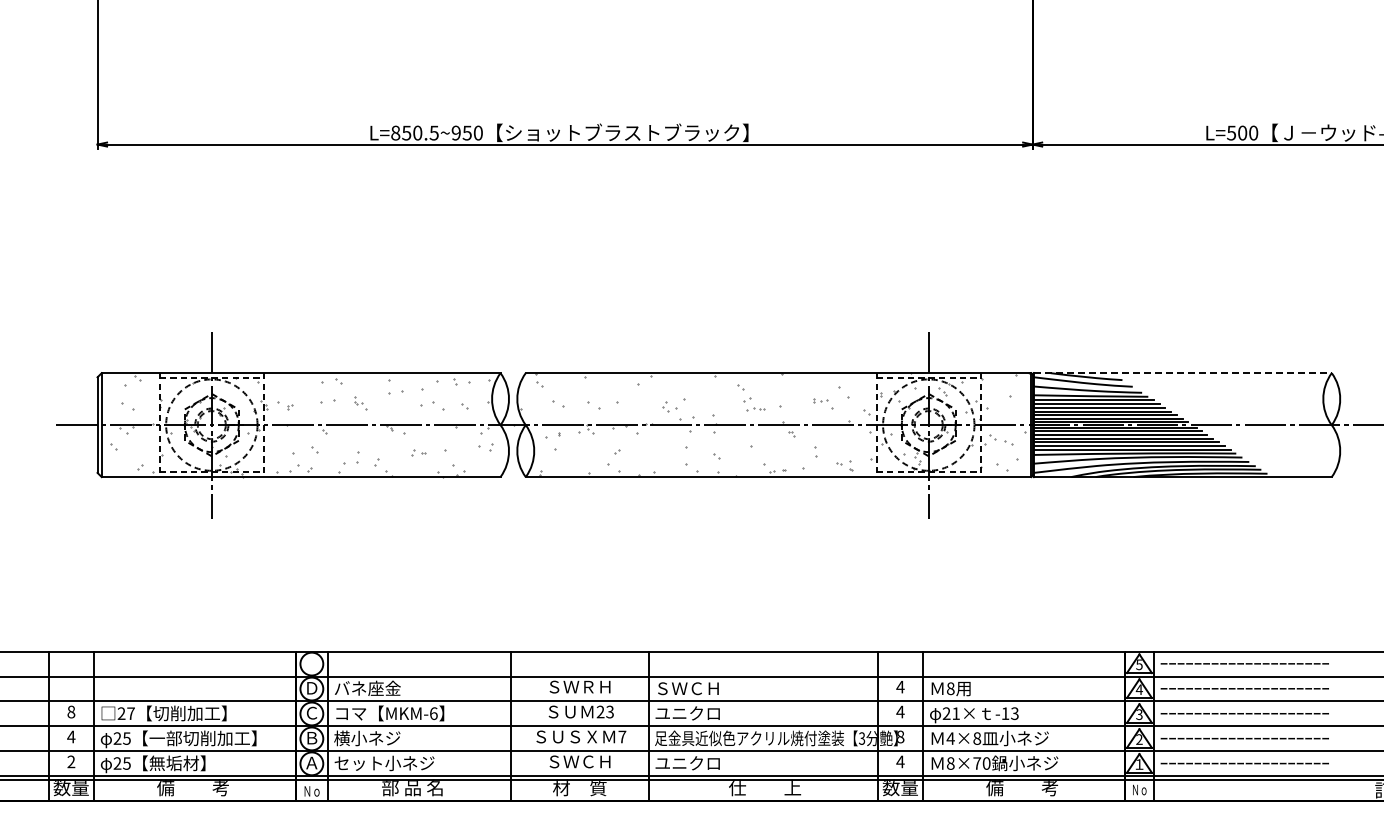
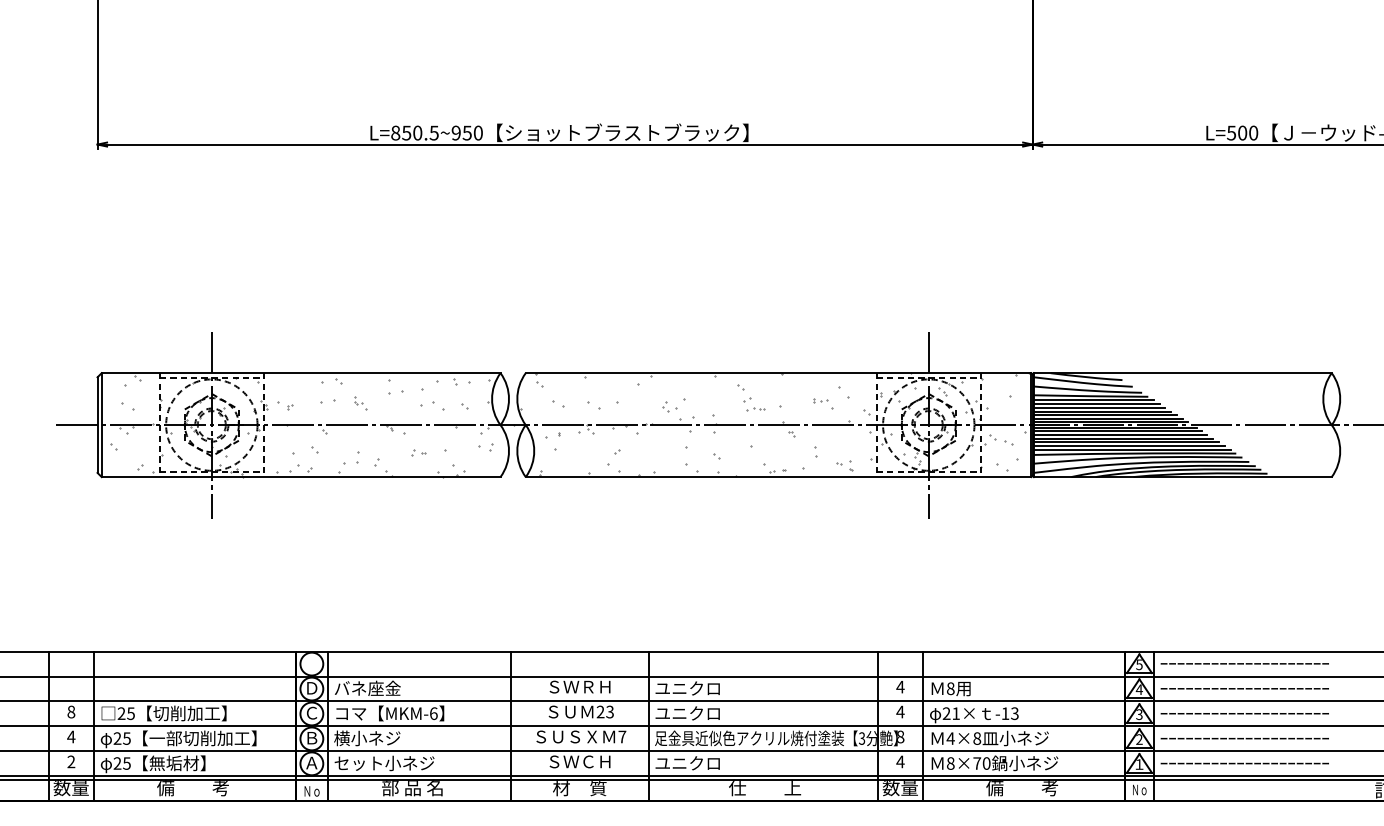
line: dashed -> solid (1182, 373)
text: ＳＷＣＨ -> ユニクロ (687, 688)
text: 27 -> 25 (130, 713)
